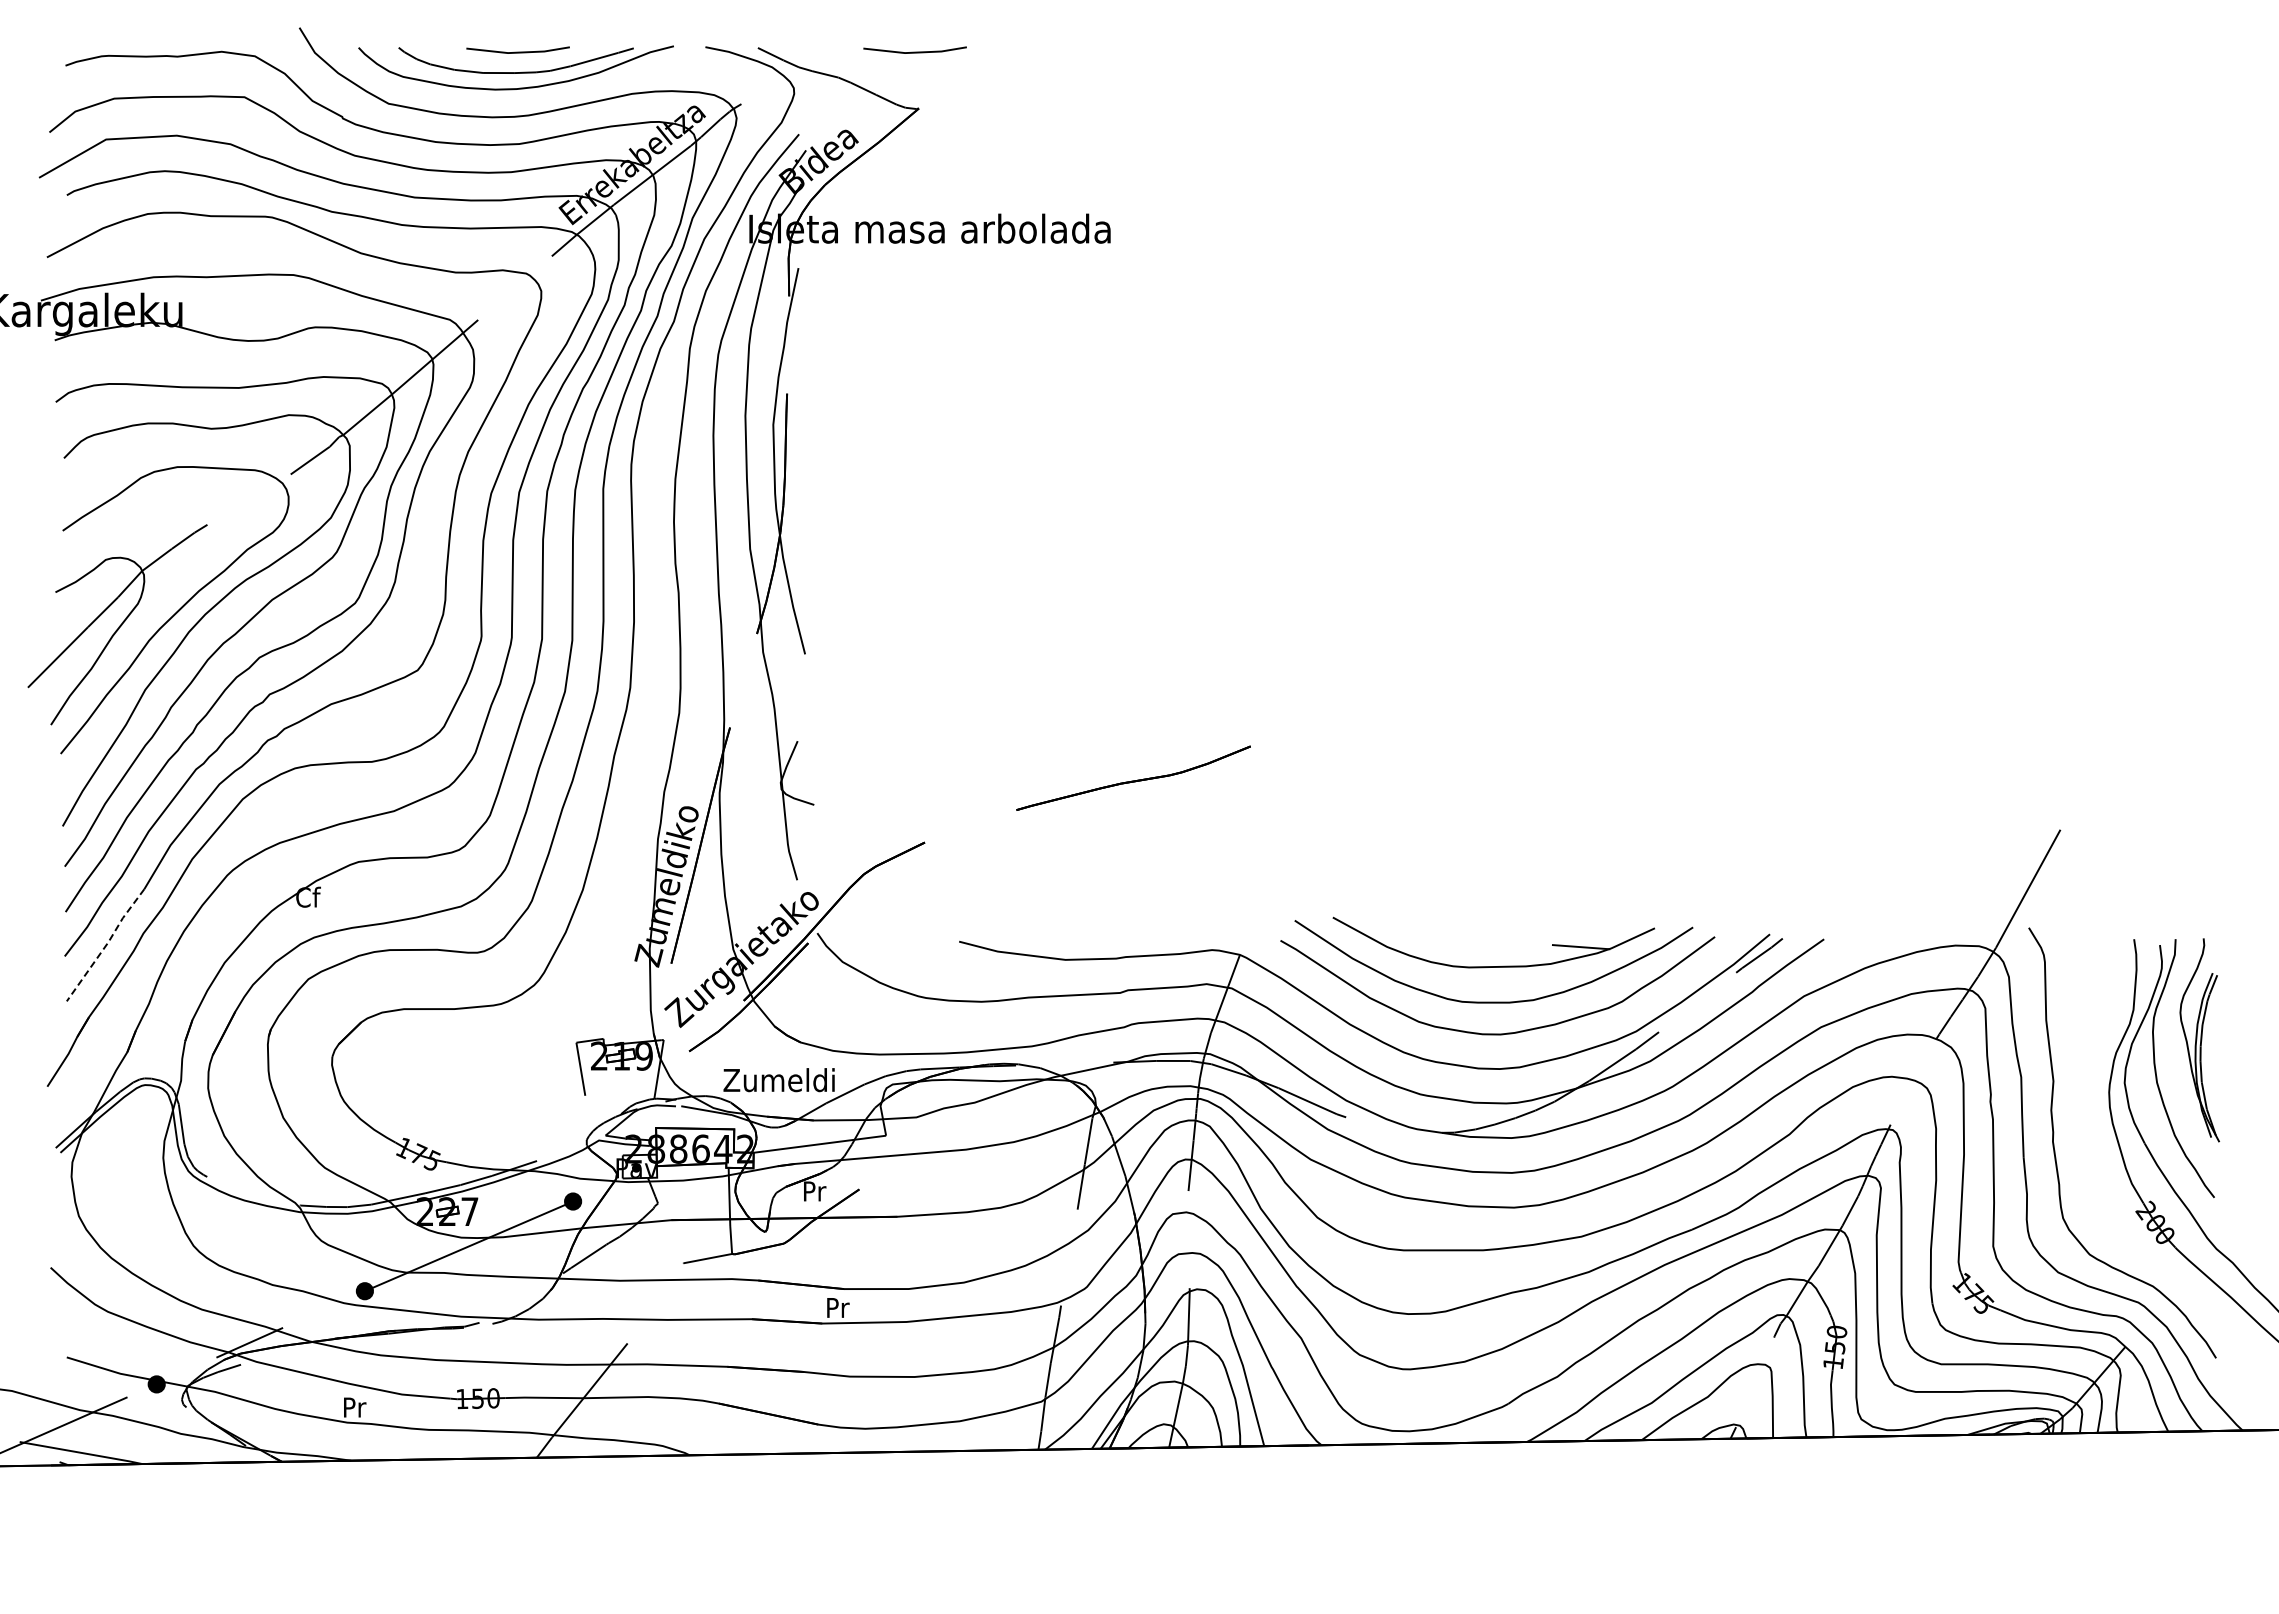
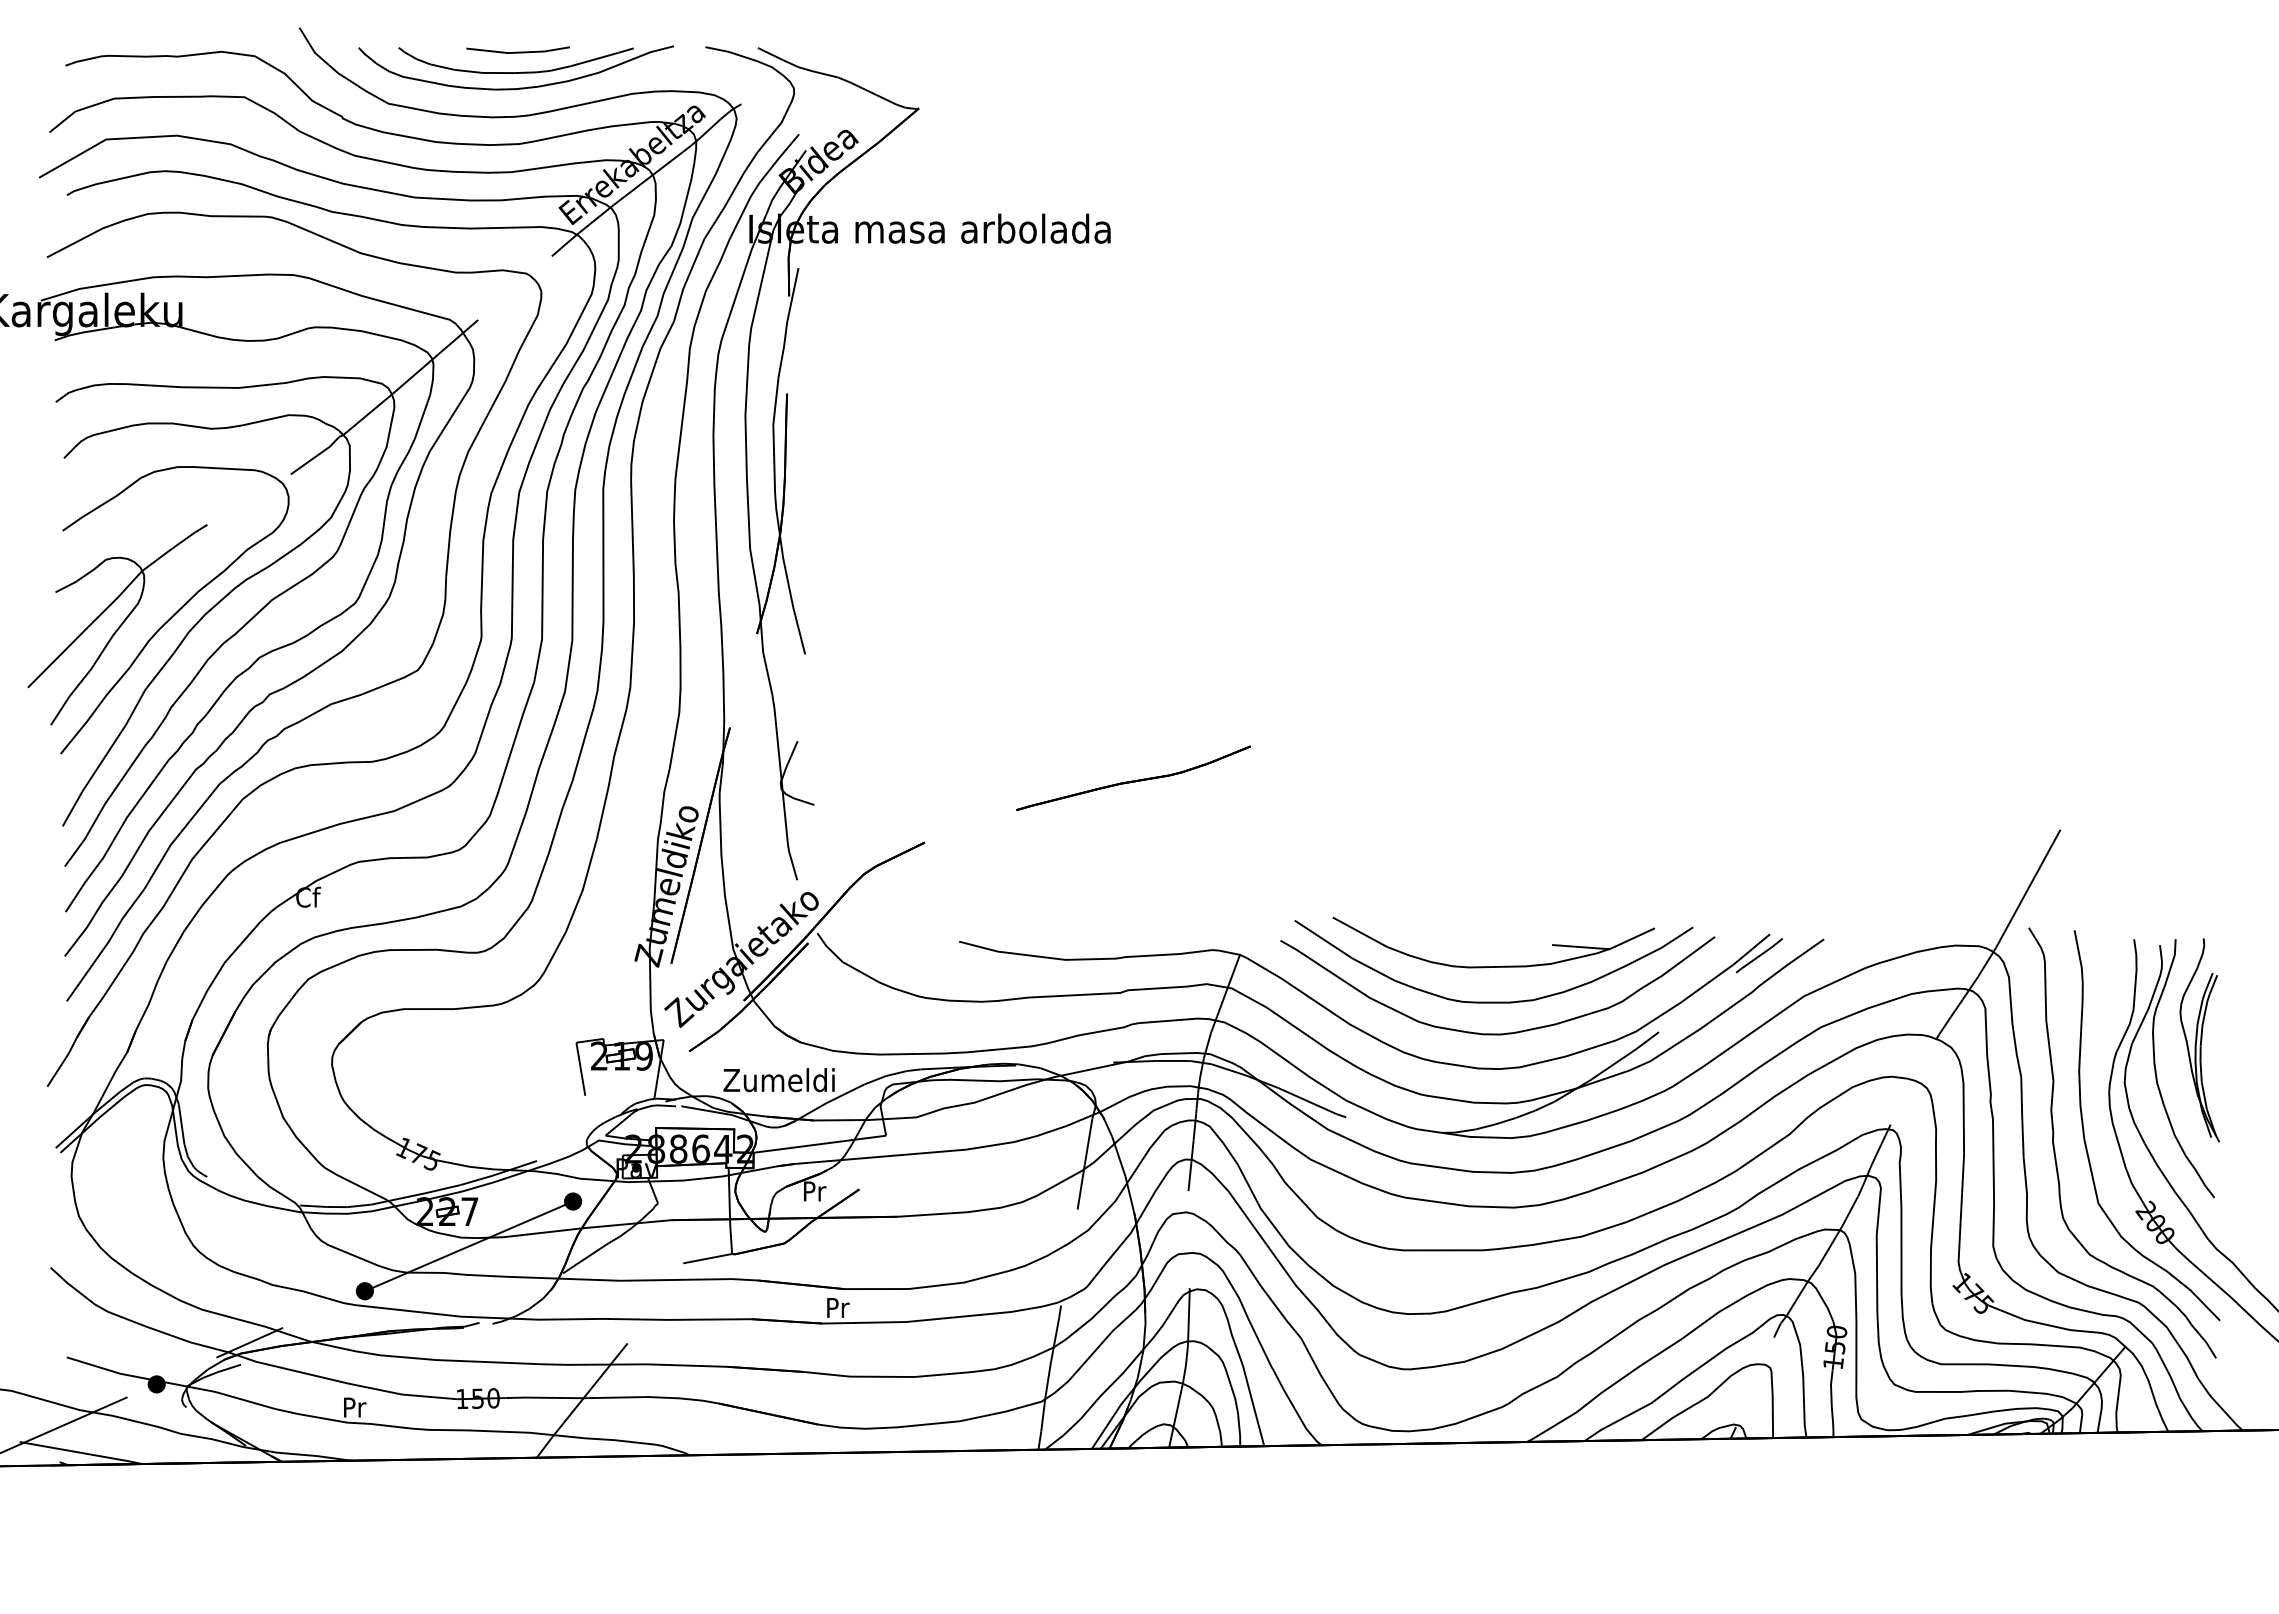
line: present -> none (914, 51)
line: dashed -> solid (106, 944)
curve: none -> present (2084, 1129)
